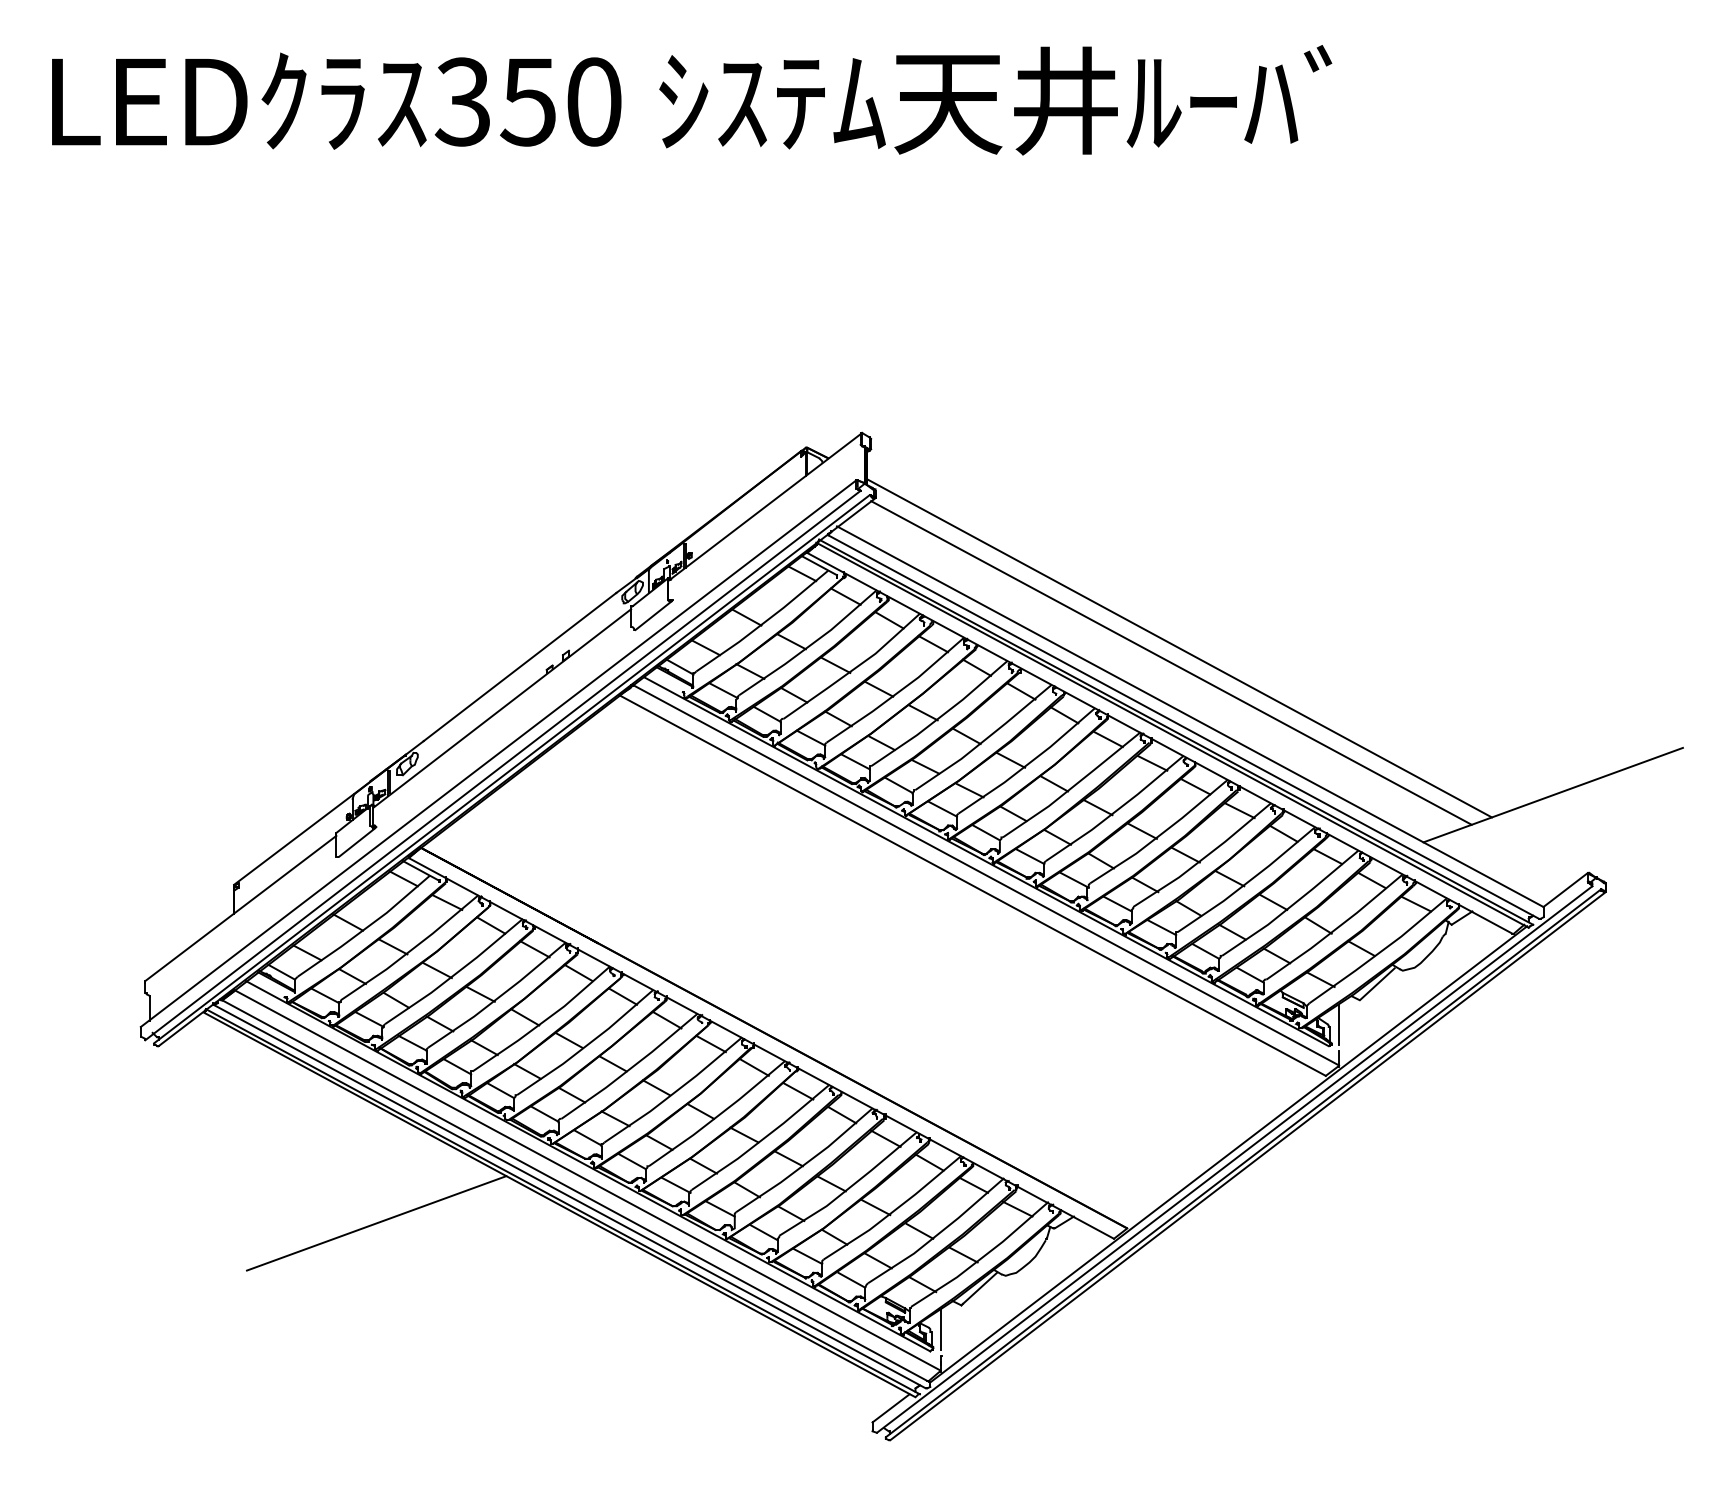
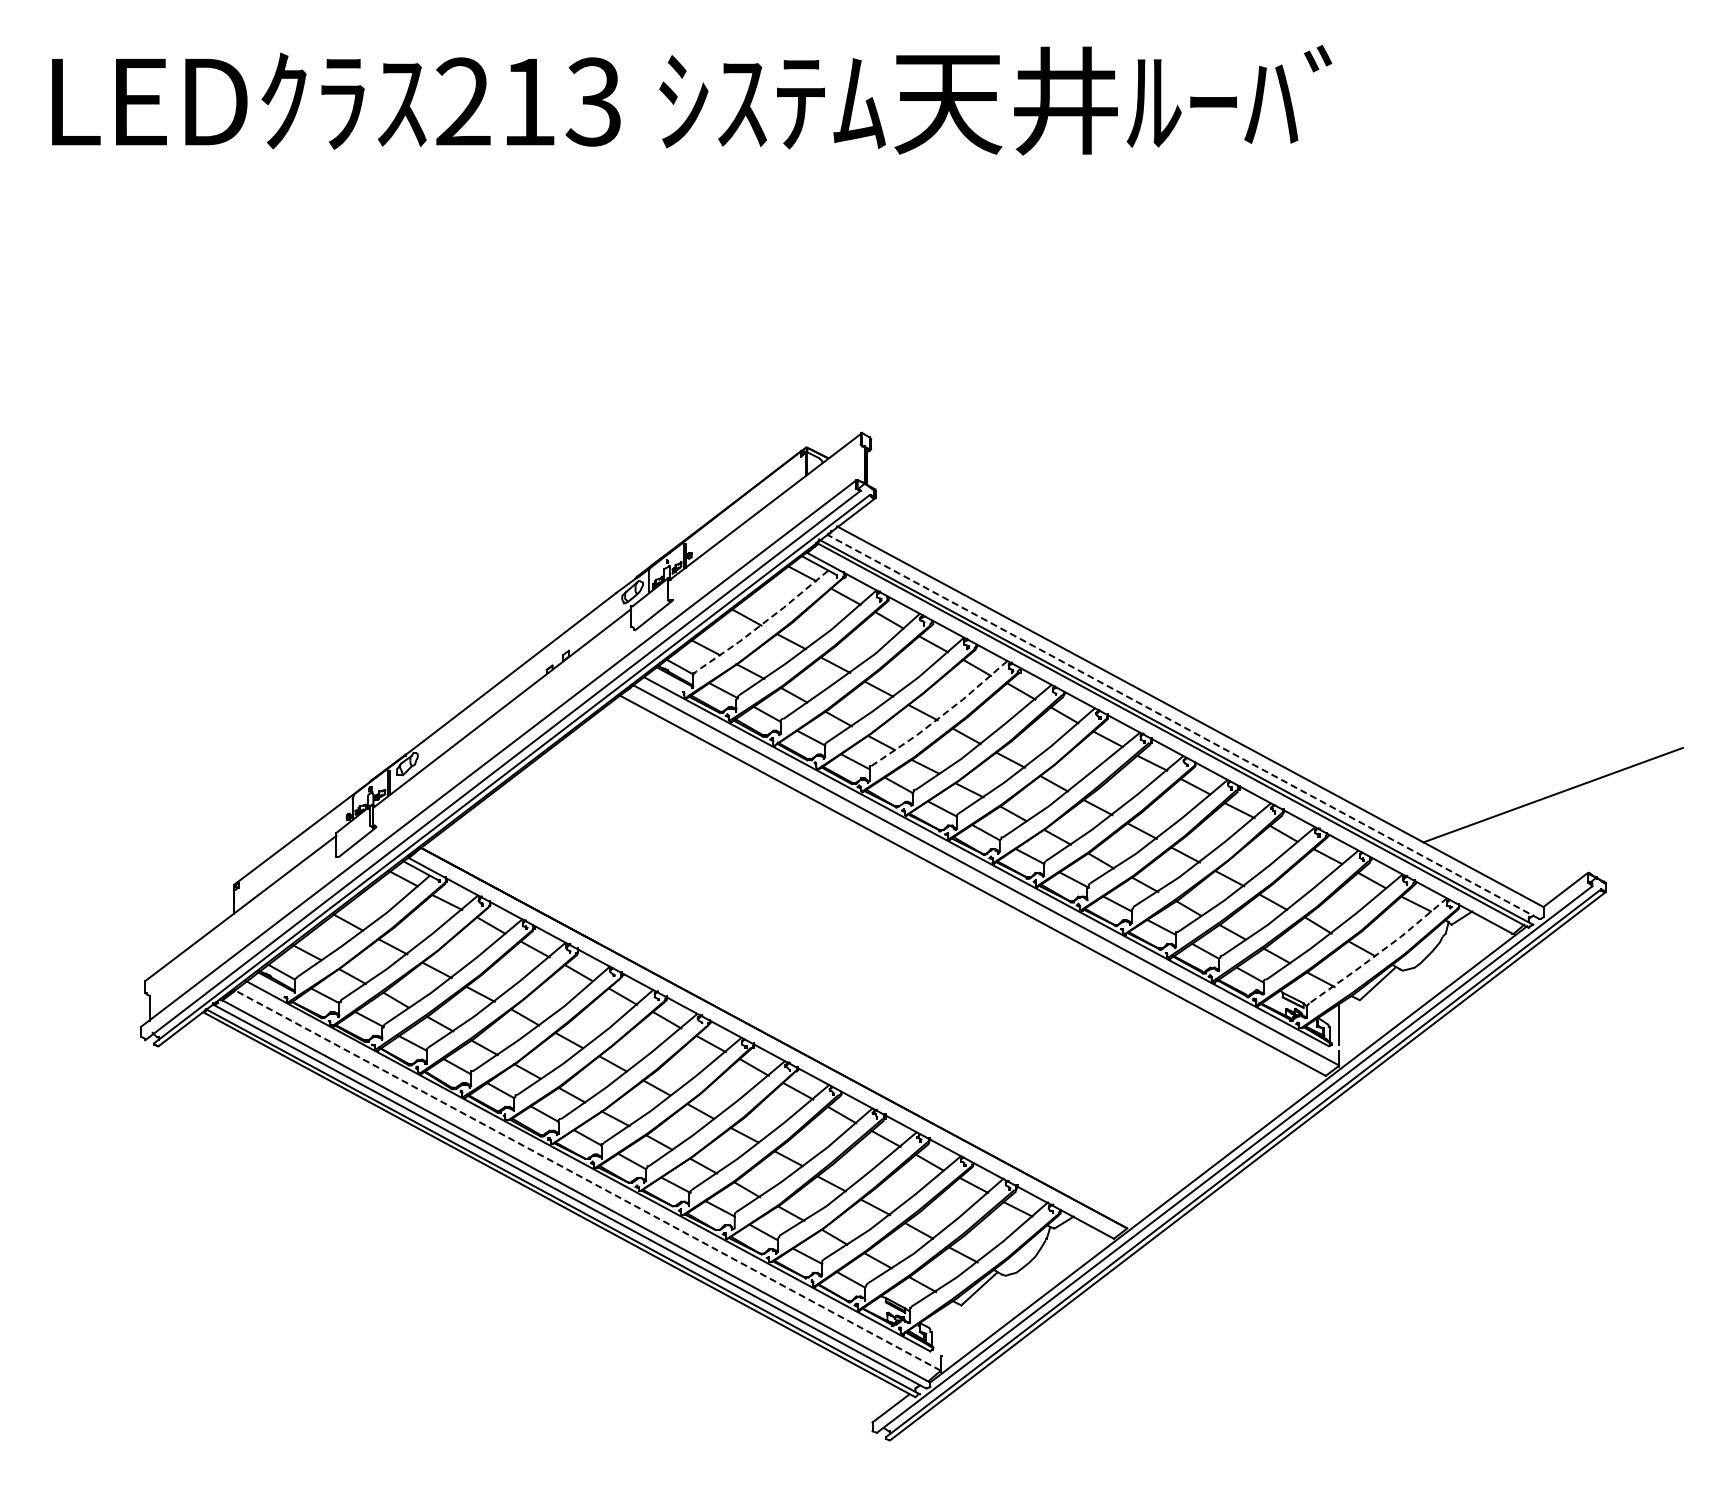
text: 350 -> 213 (527, 101)
line: solid -> dashed (763, 623)
line: present -> none (1178, 647)
line: present -> none (1171, 662)
line: solid -> dashed (941, 716)
line: solid -> dashed (1183, 727)
line: solid -> dashed (1379, 953)
line: solid -> dashed (586, 1180)
line: present -> none (376, 1223)
line: present -> none (940, 1329)
